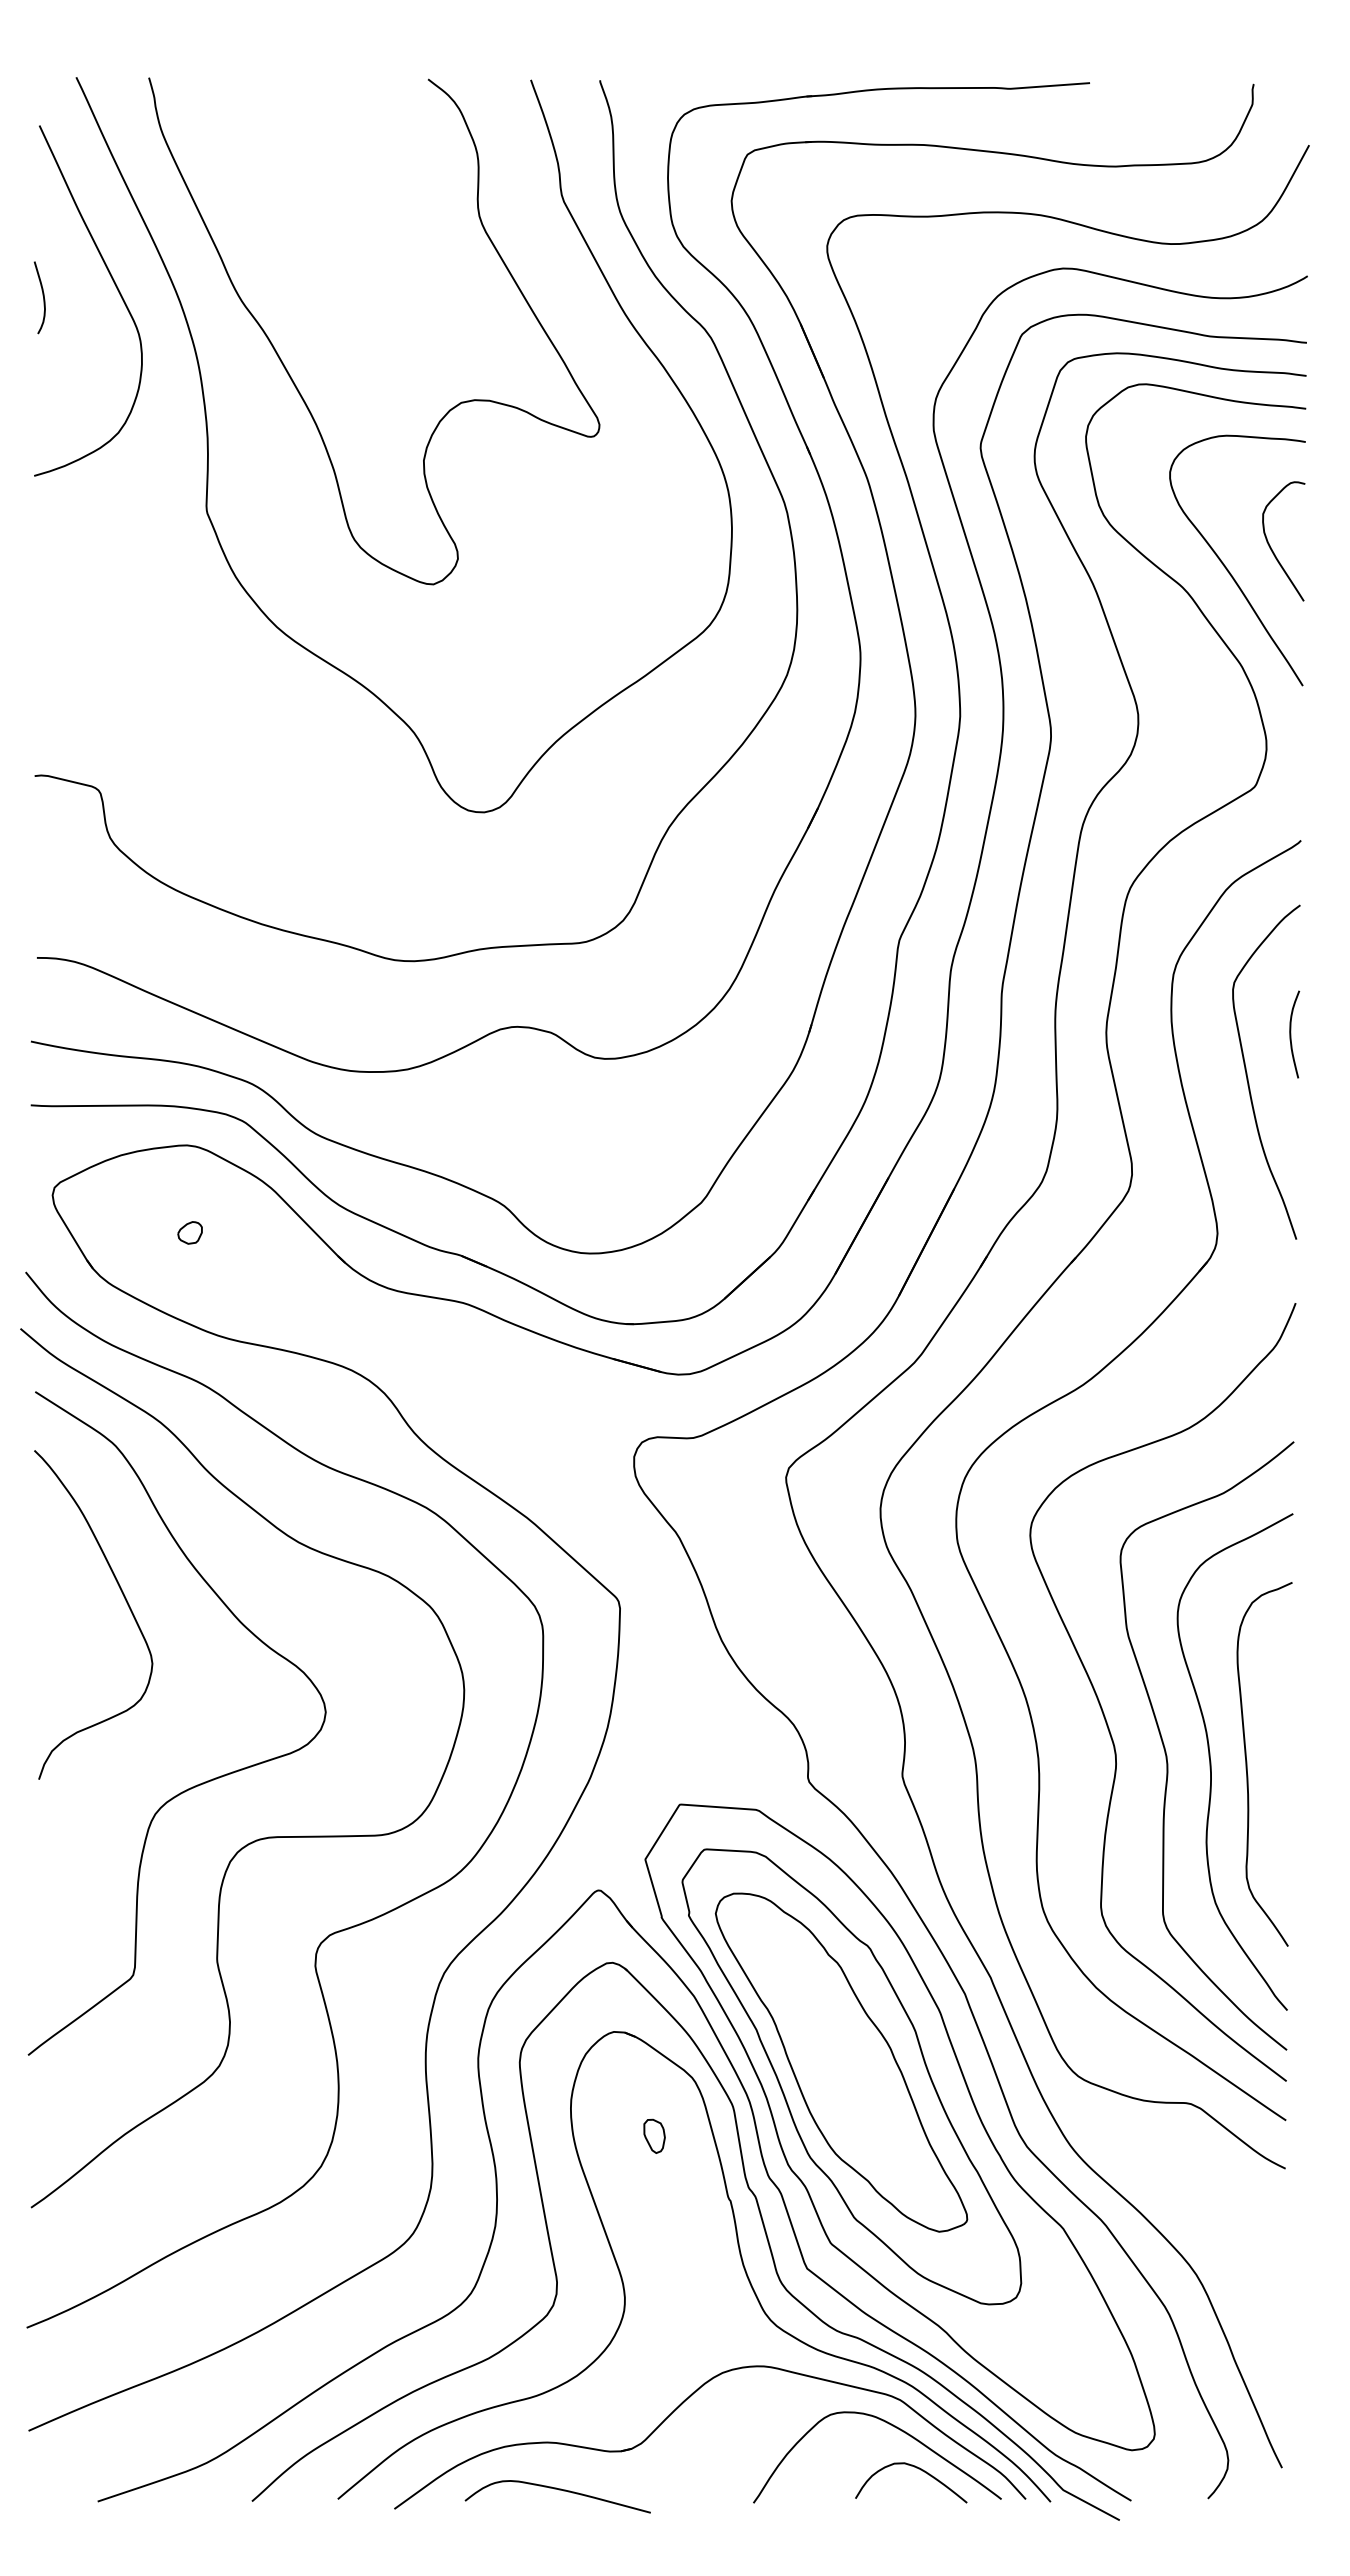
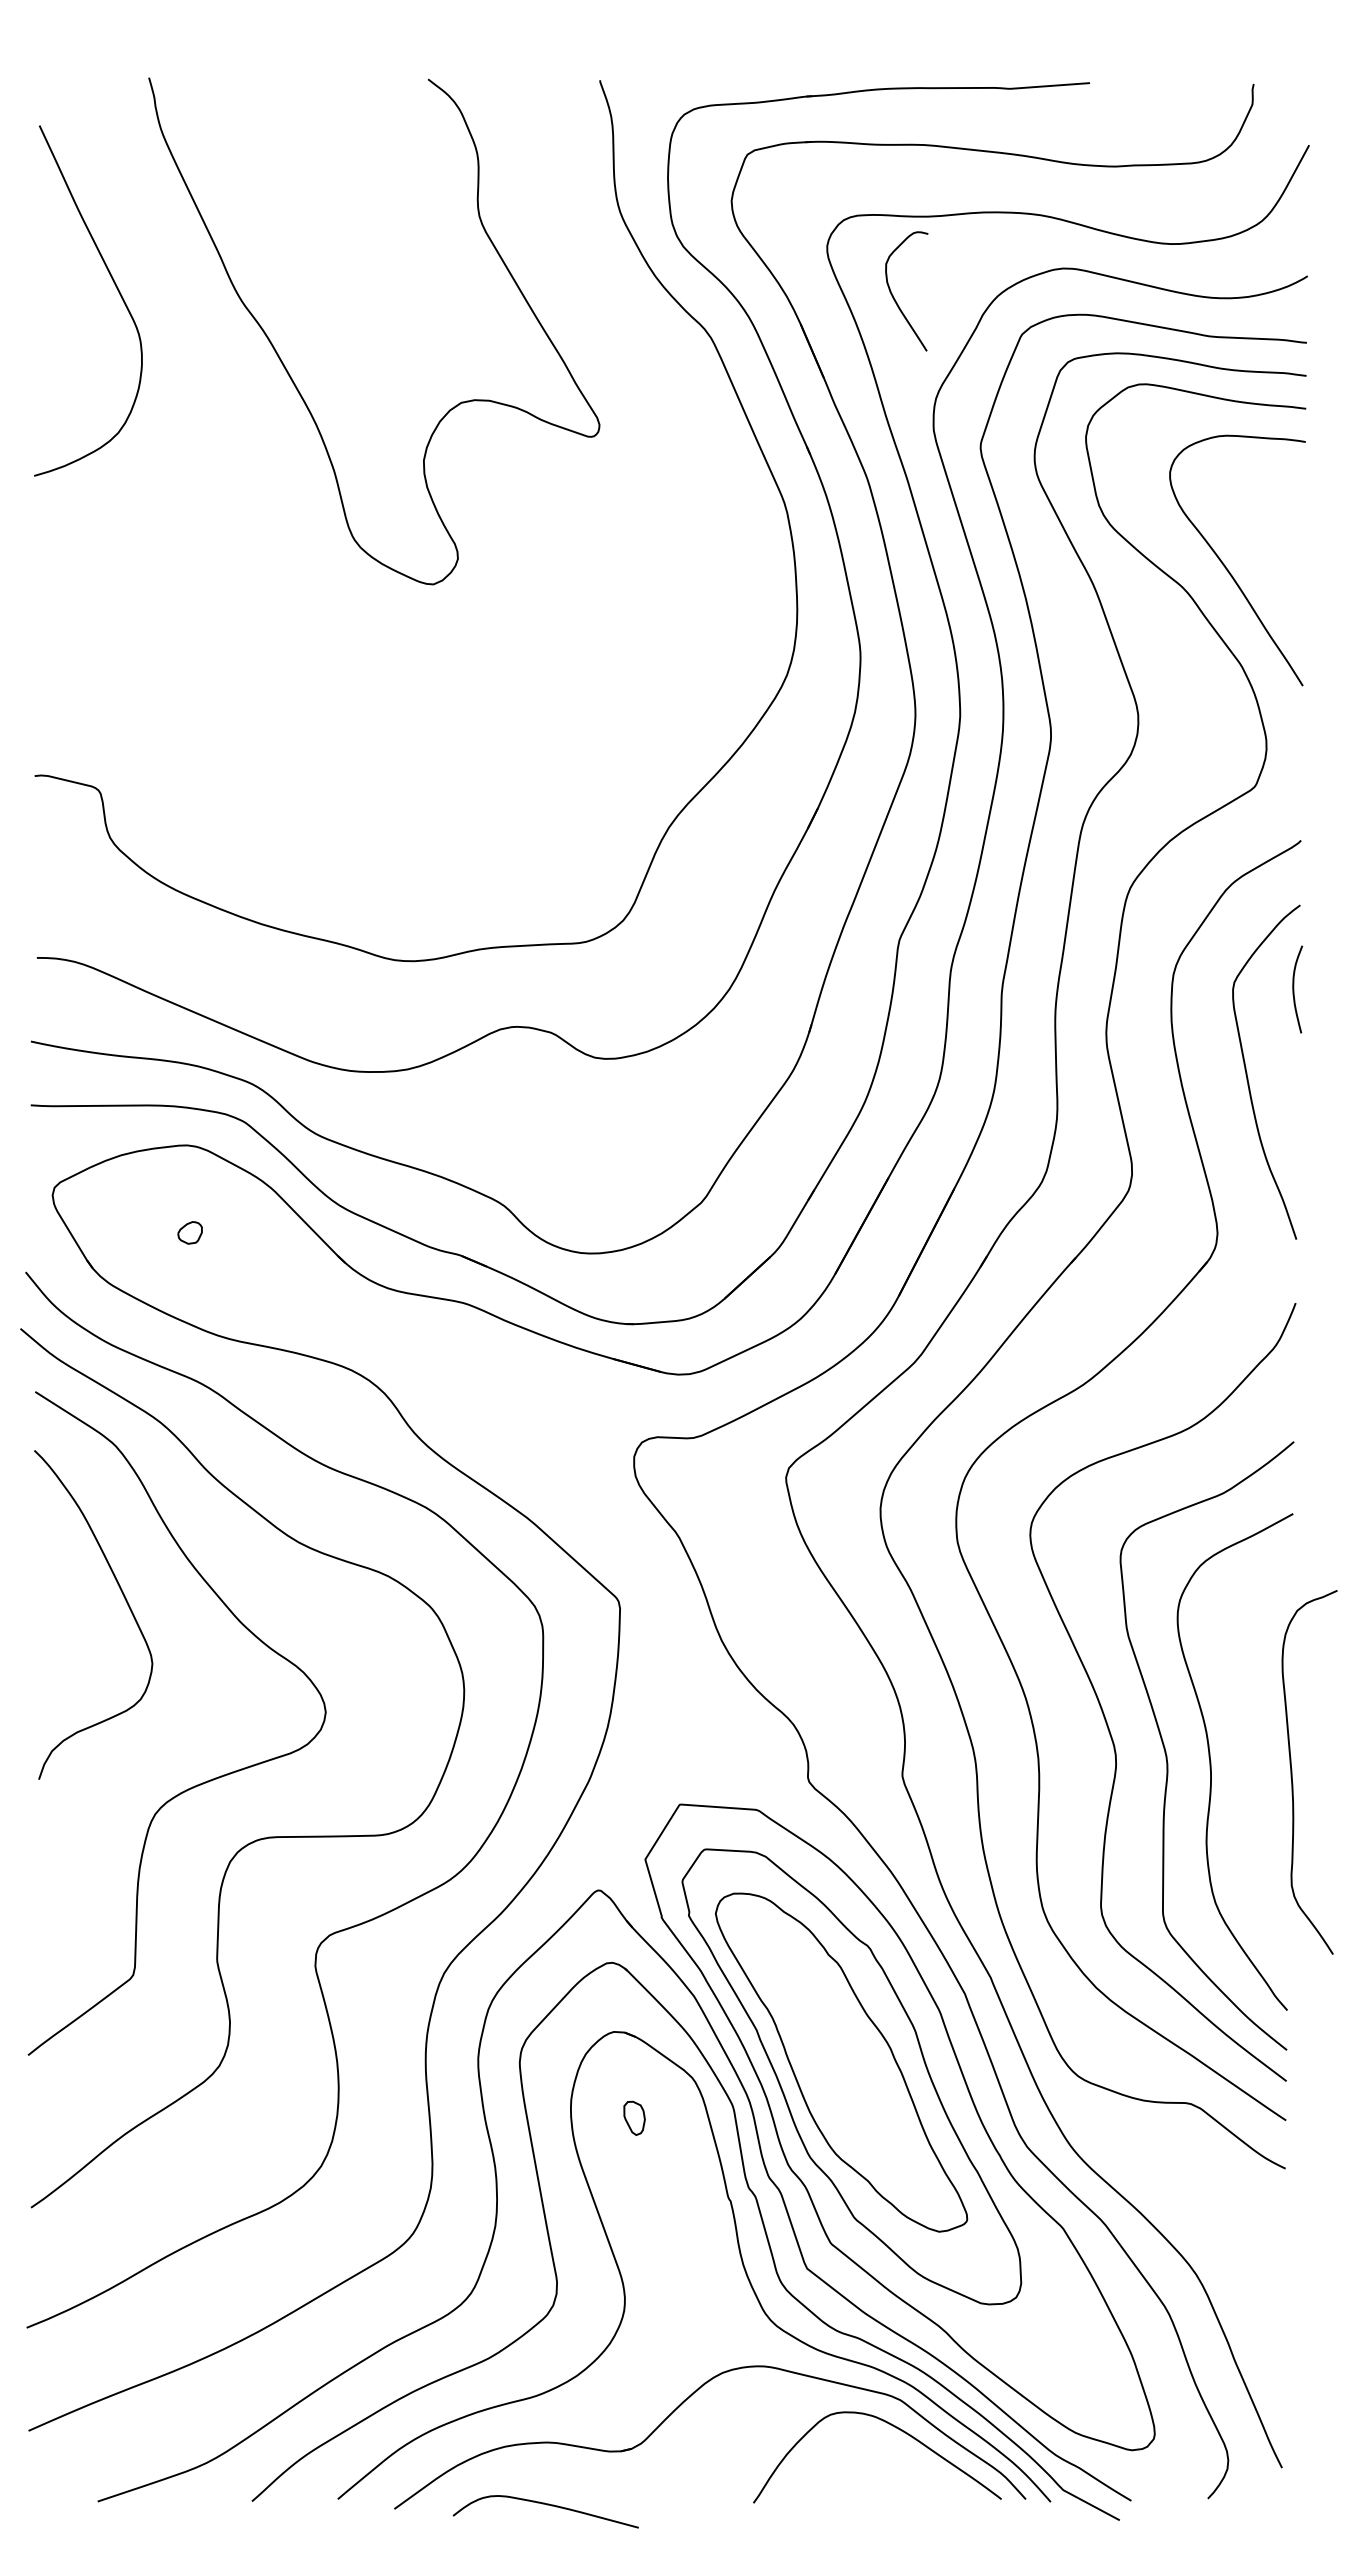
curve: present -> none (42, 295)
curve: present -> none (208, 445)
curve position: (1271, 547) -> (894, 297) (894, 297)
curve position: (1291, 1034) -> (1294, 989) (1294, 989)
curve position: (1247, 1764) -> (1292, 1772) (1292, 1772)
part position: (654, 2135) -> (634, 2117) (634, 2117)
curve: present -> none (918, 2469)
curve position: (558, 2490) -> (546, 2505) (546, 2505)
